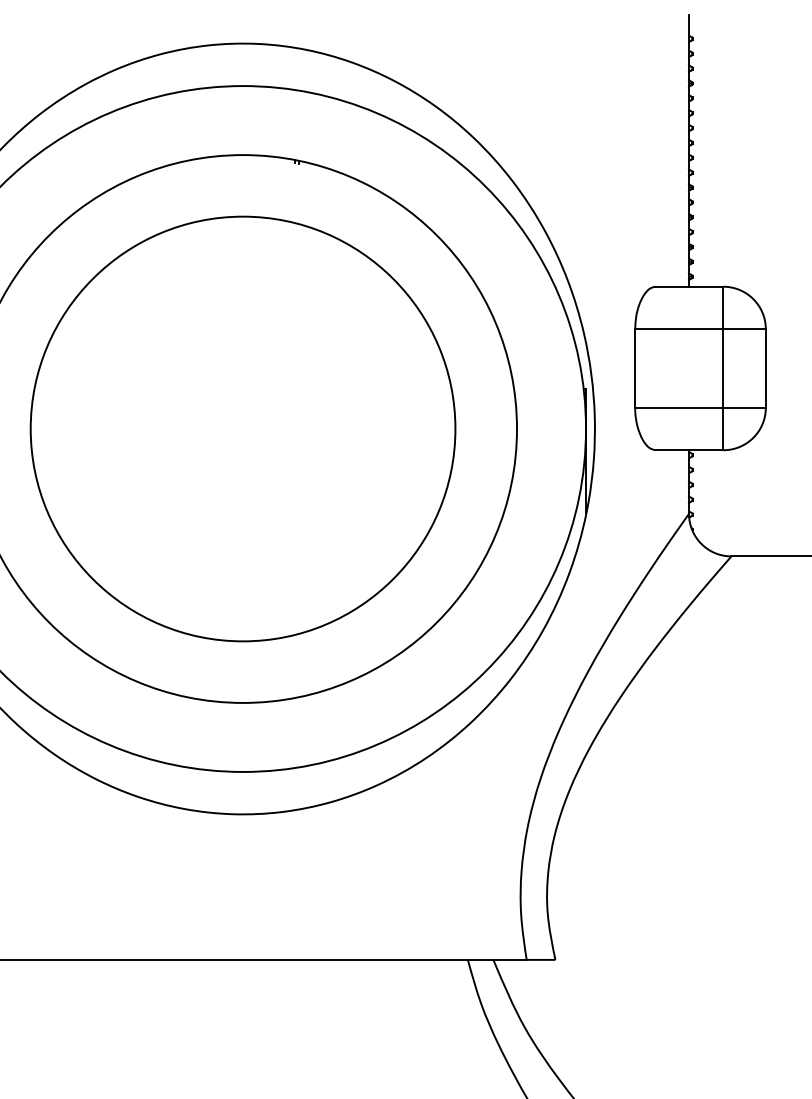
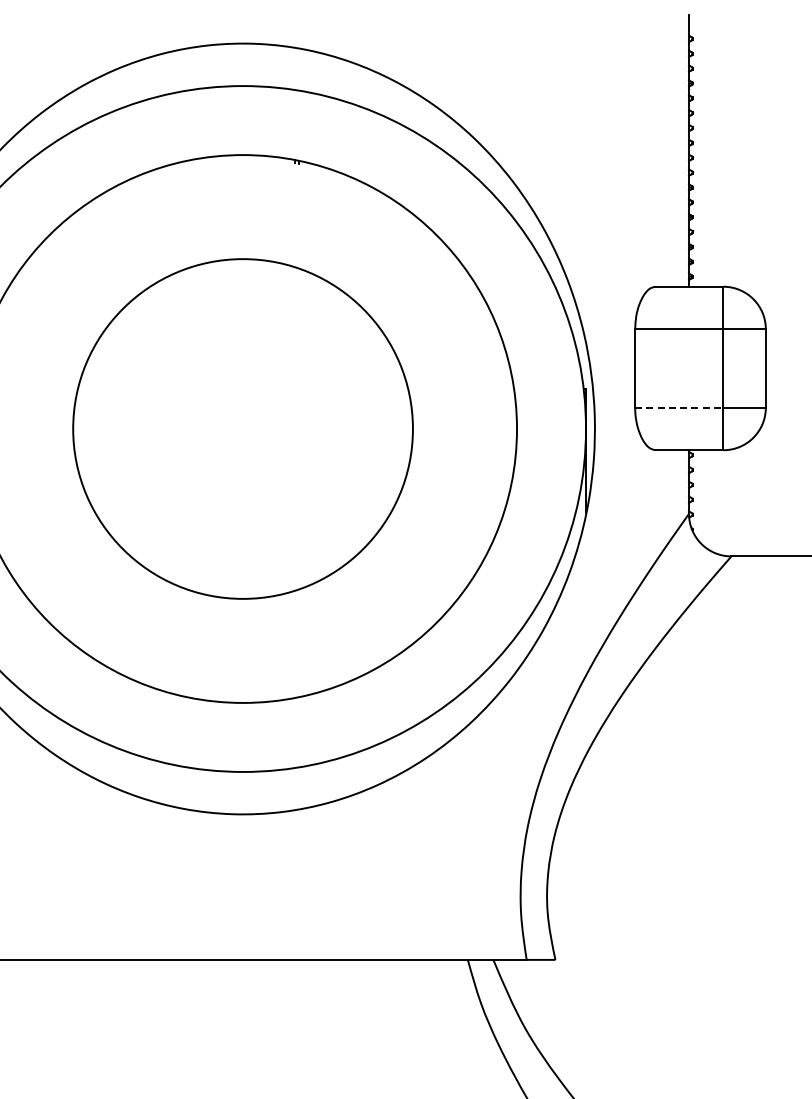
line: solid -> dashed (679, 407)
circle diameter: 425 px -> 340 px (242, 428)
